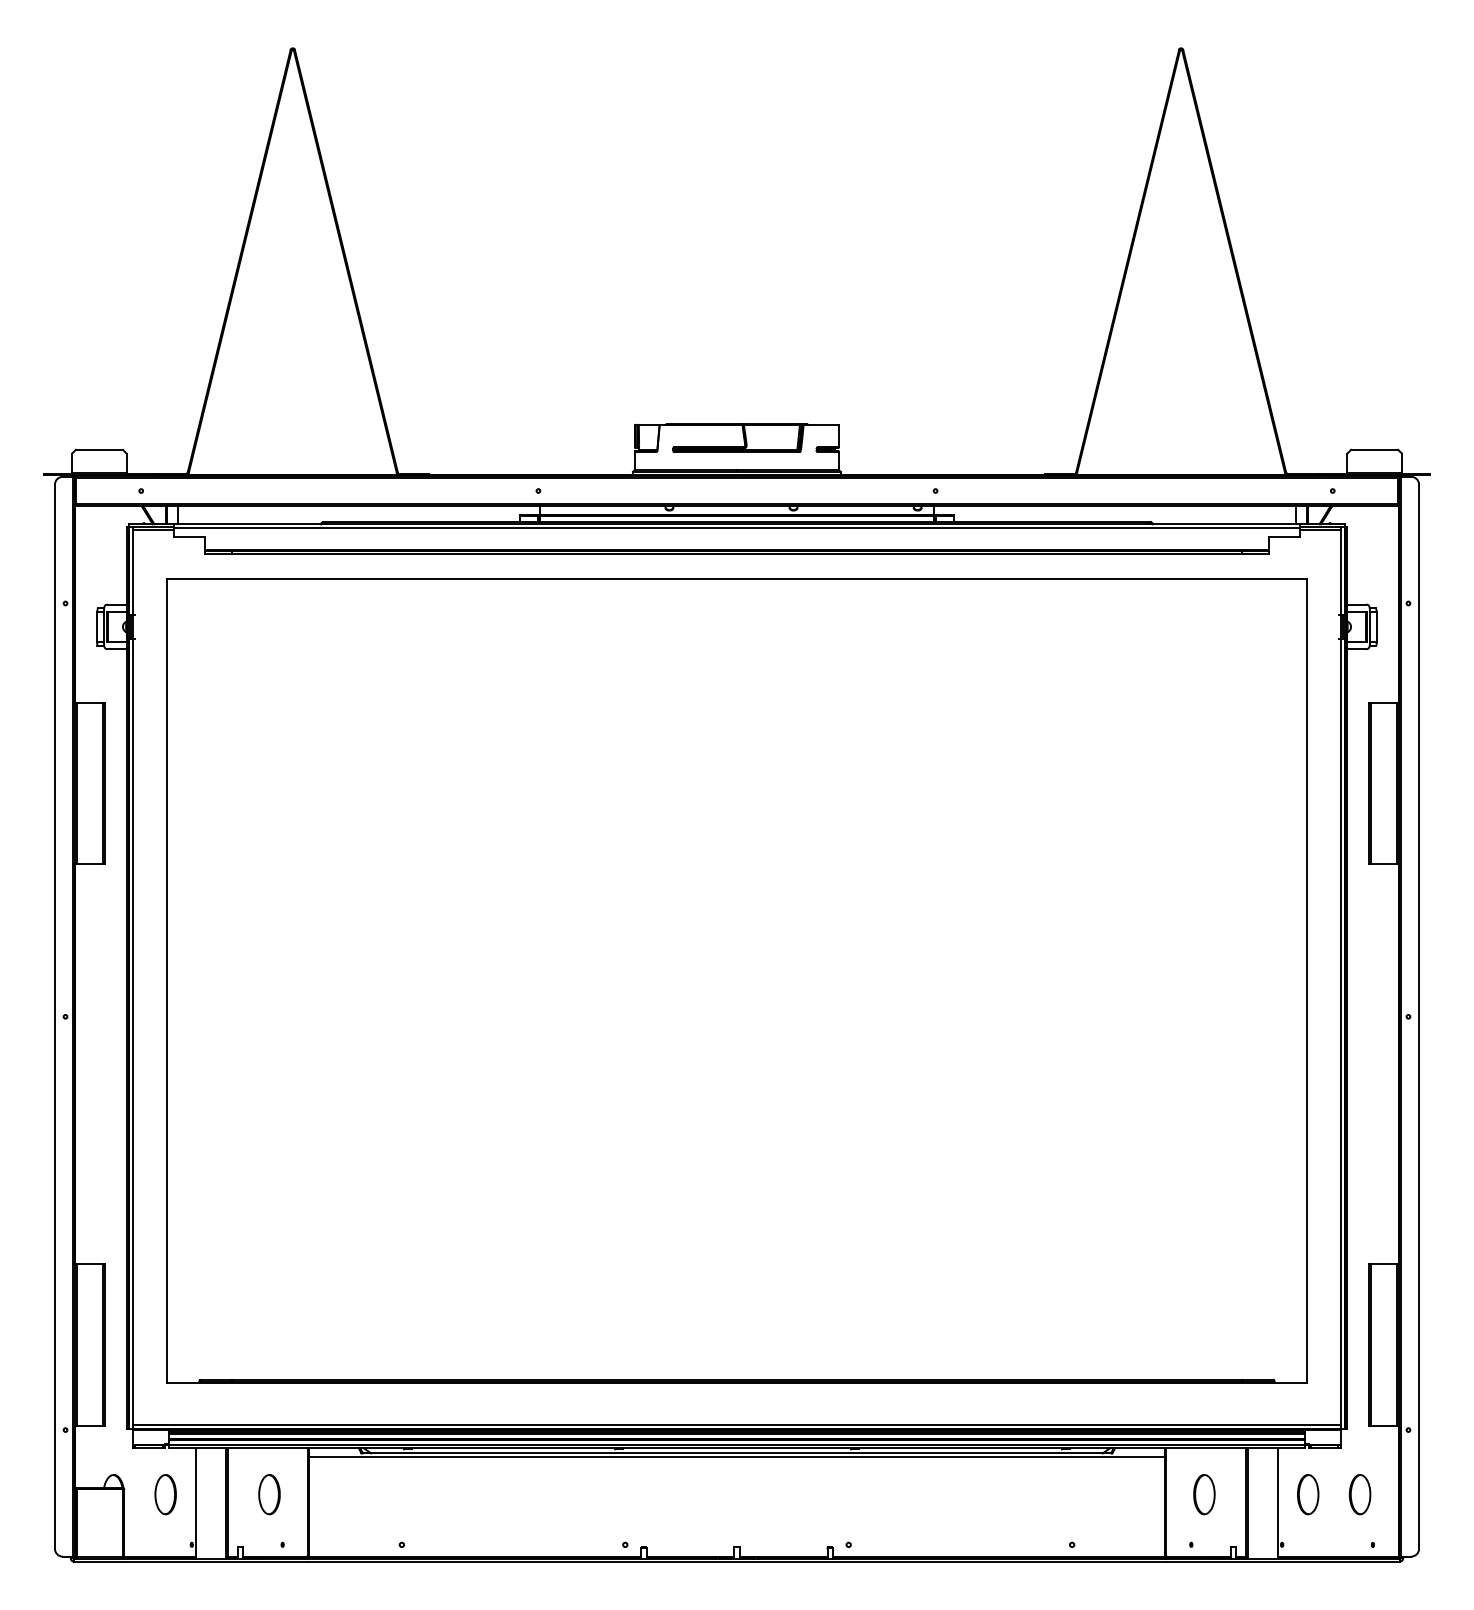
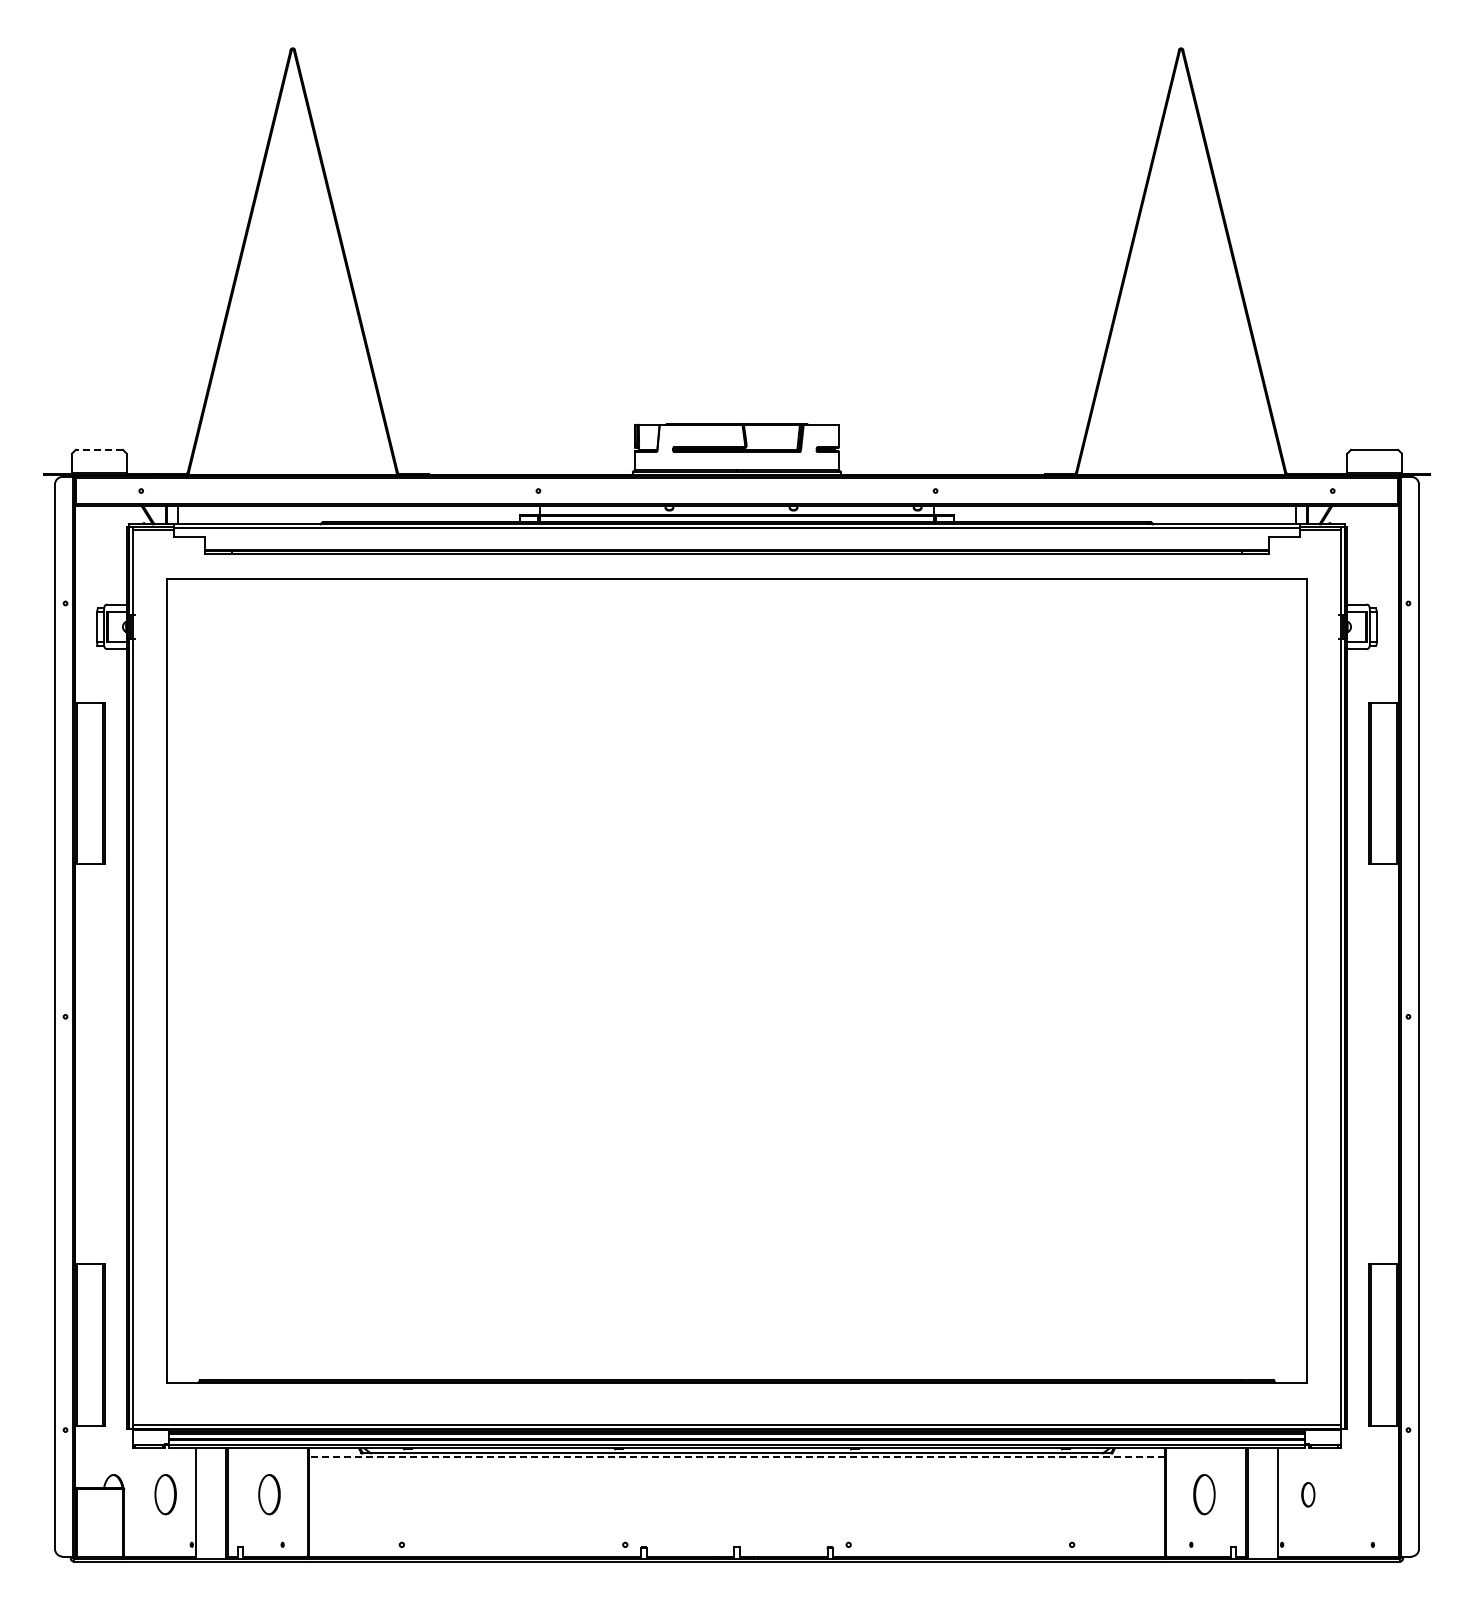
line: solid -> dashed (99, 449)
line: solid -> dashed (736, 1457)
part size: 23x42 px -> 15x26 px (1308, 1494)
part: present -> none (1359, 1494)
